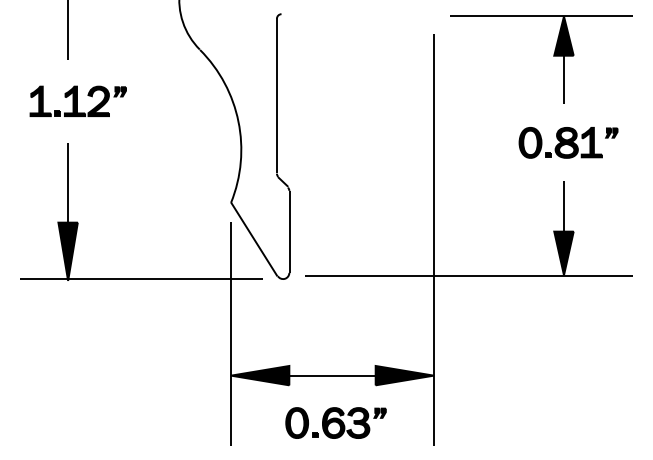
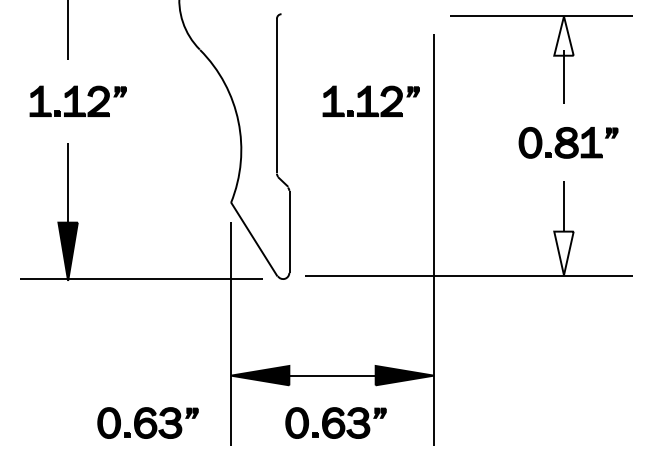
fill: present -> none (563, 35)
part: none -> present (370, 100)
fill: present -> none (563, 253)
part: none -> present (147, 422)
